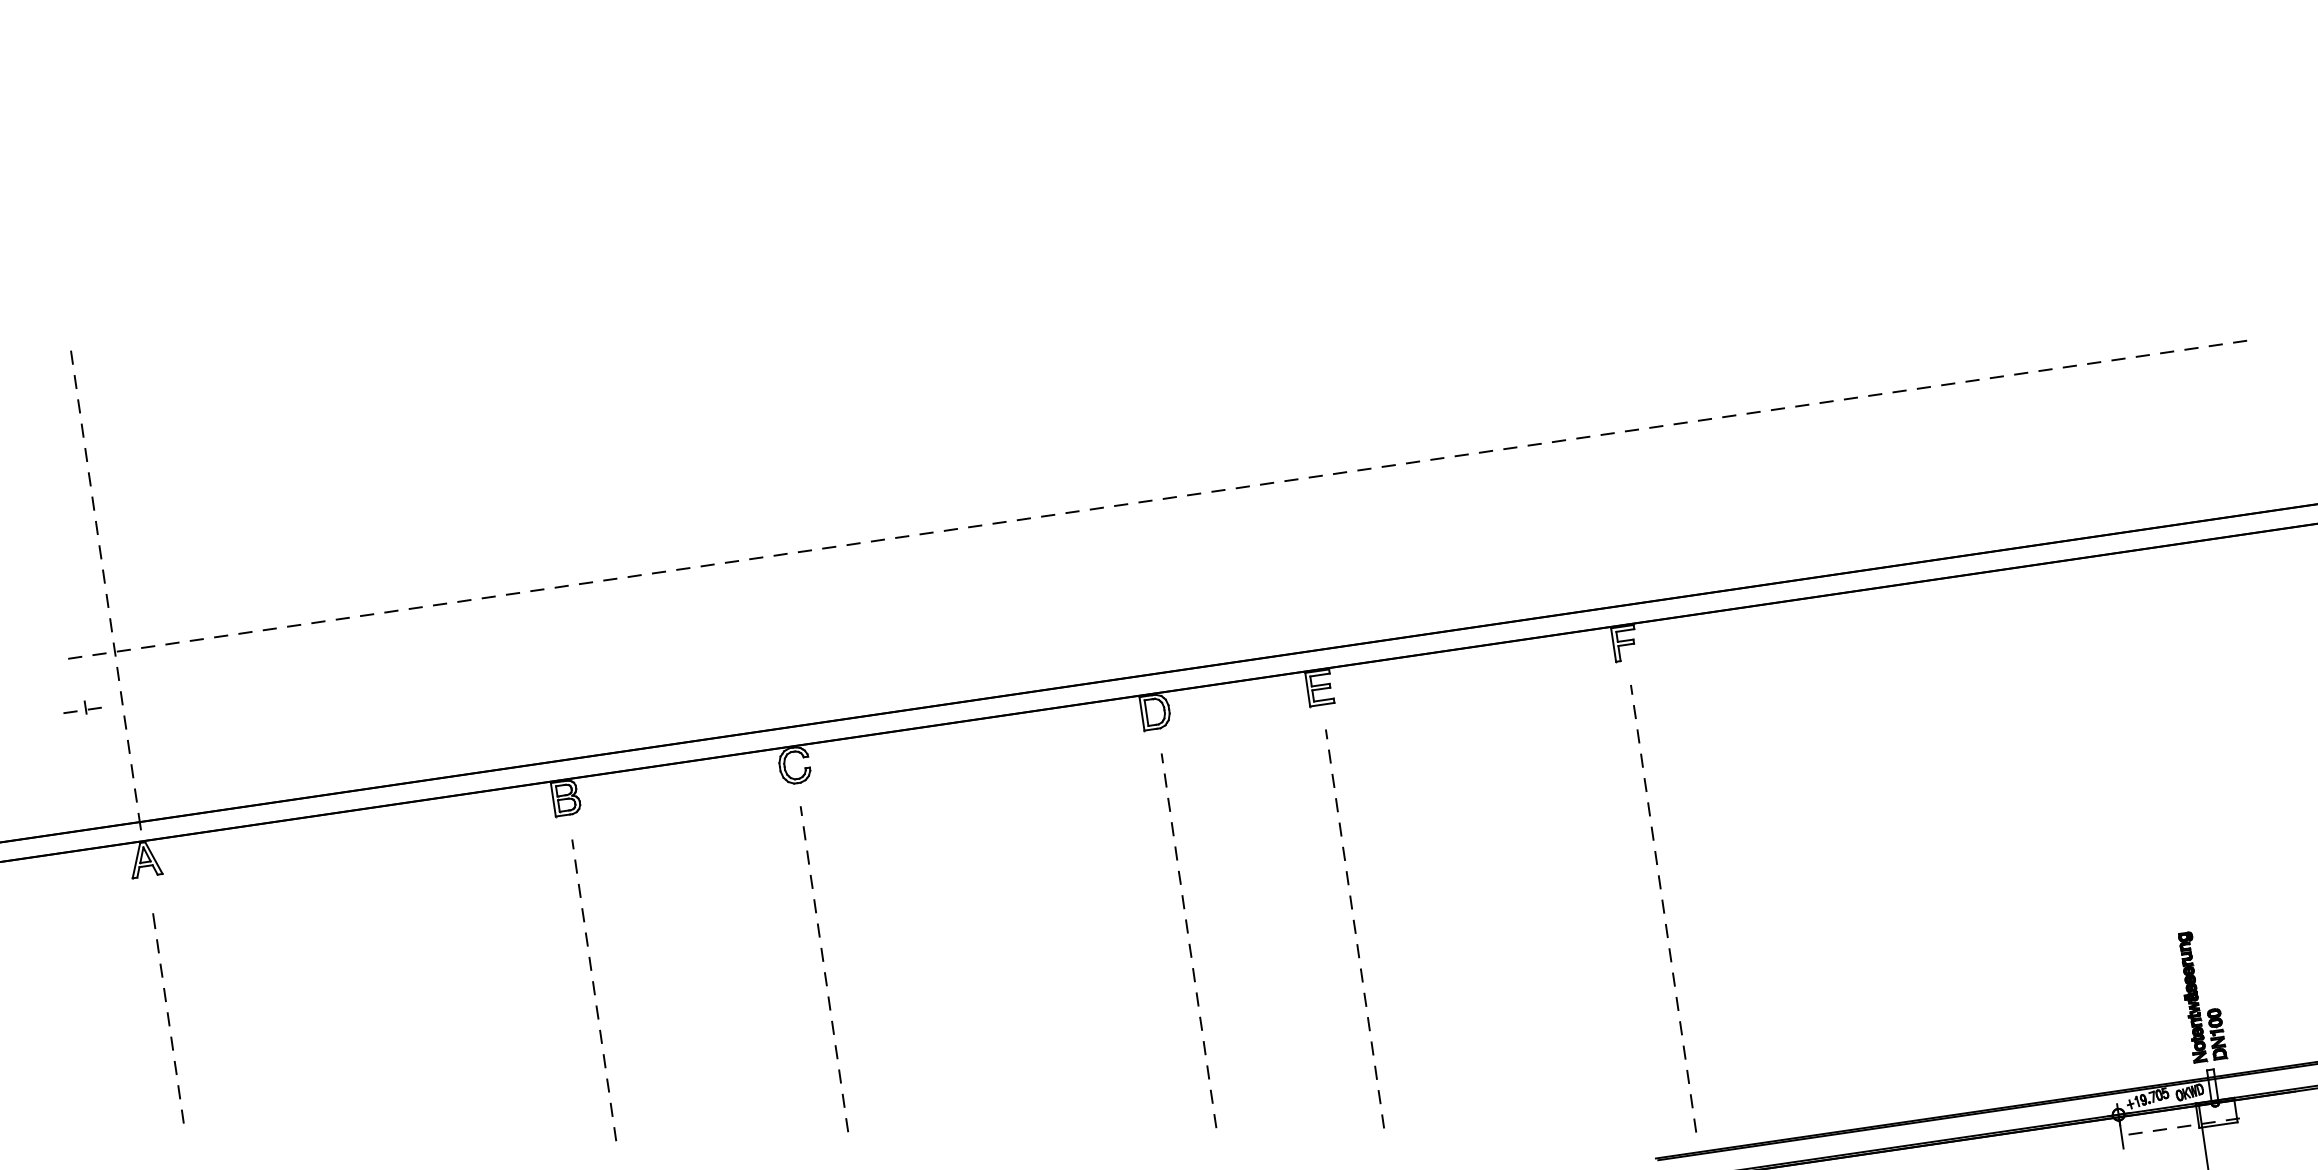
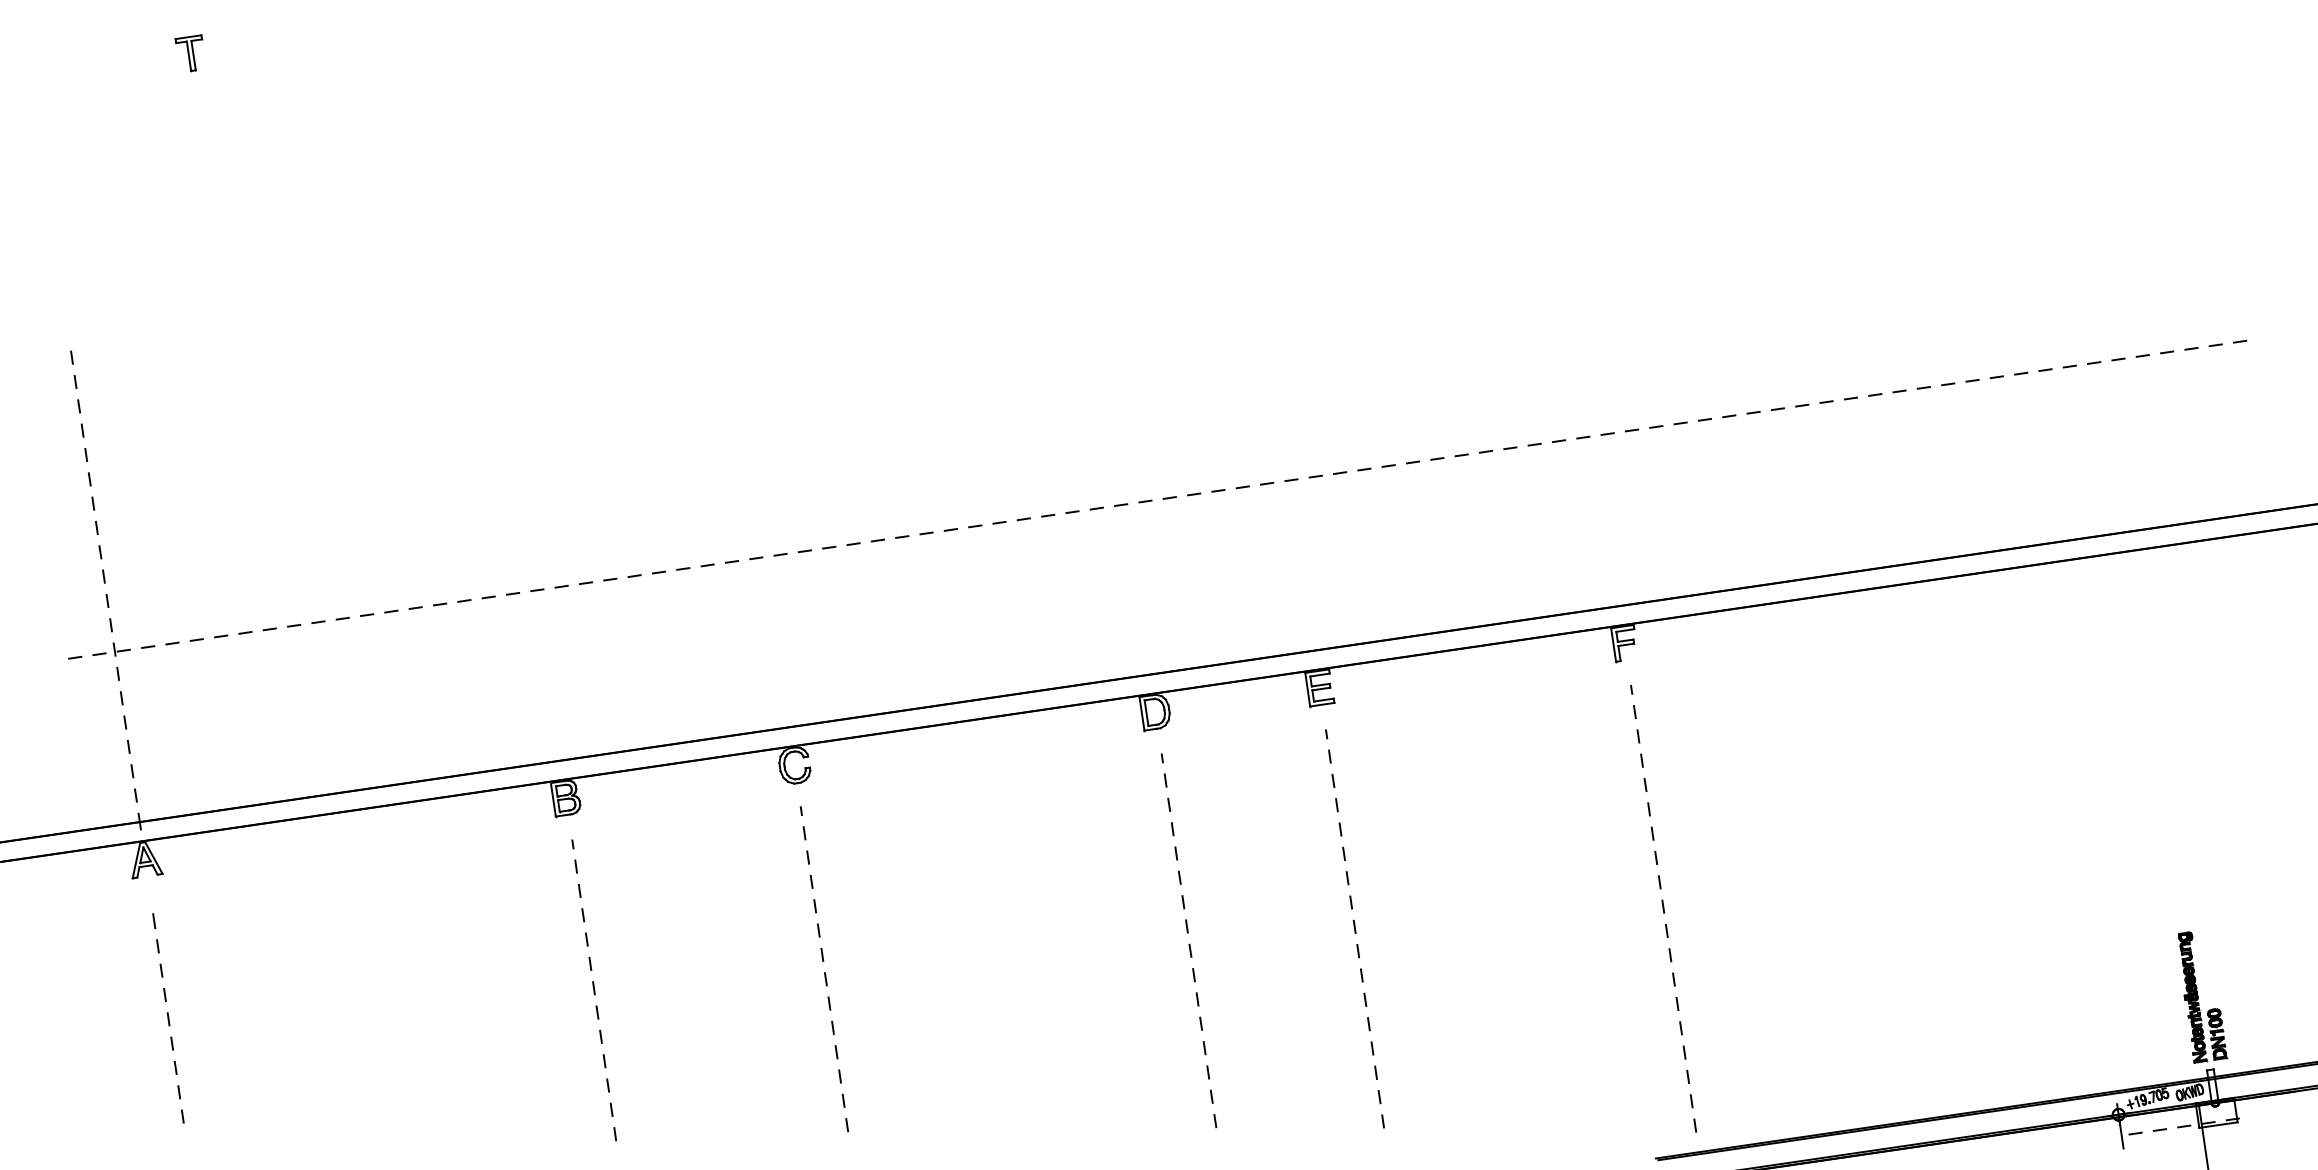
part: none -> present (188, 53)
part: present -> none (82, 707)
